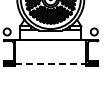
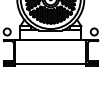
line: dashed -> solid (51, 63)
